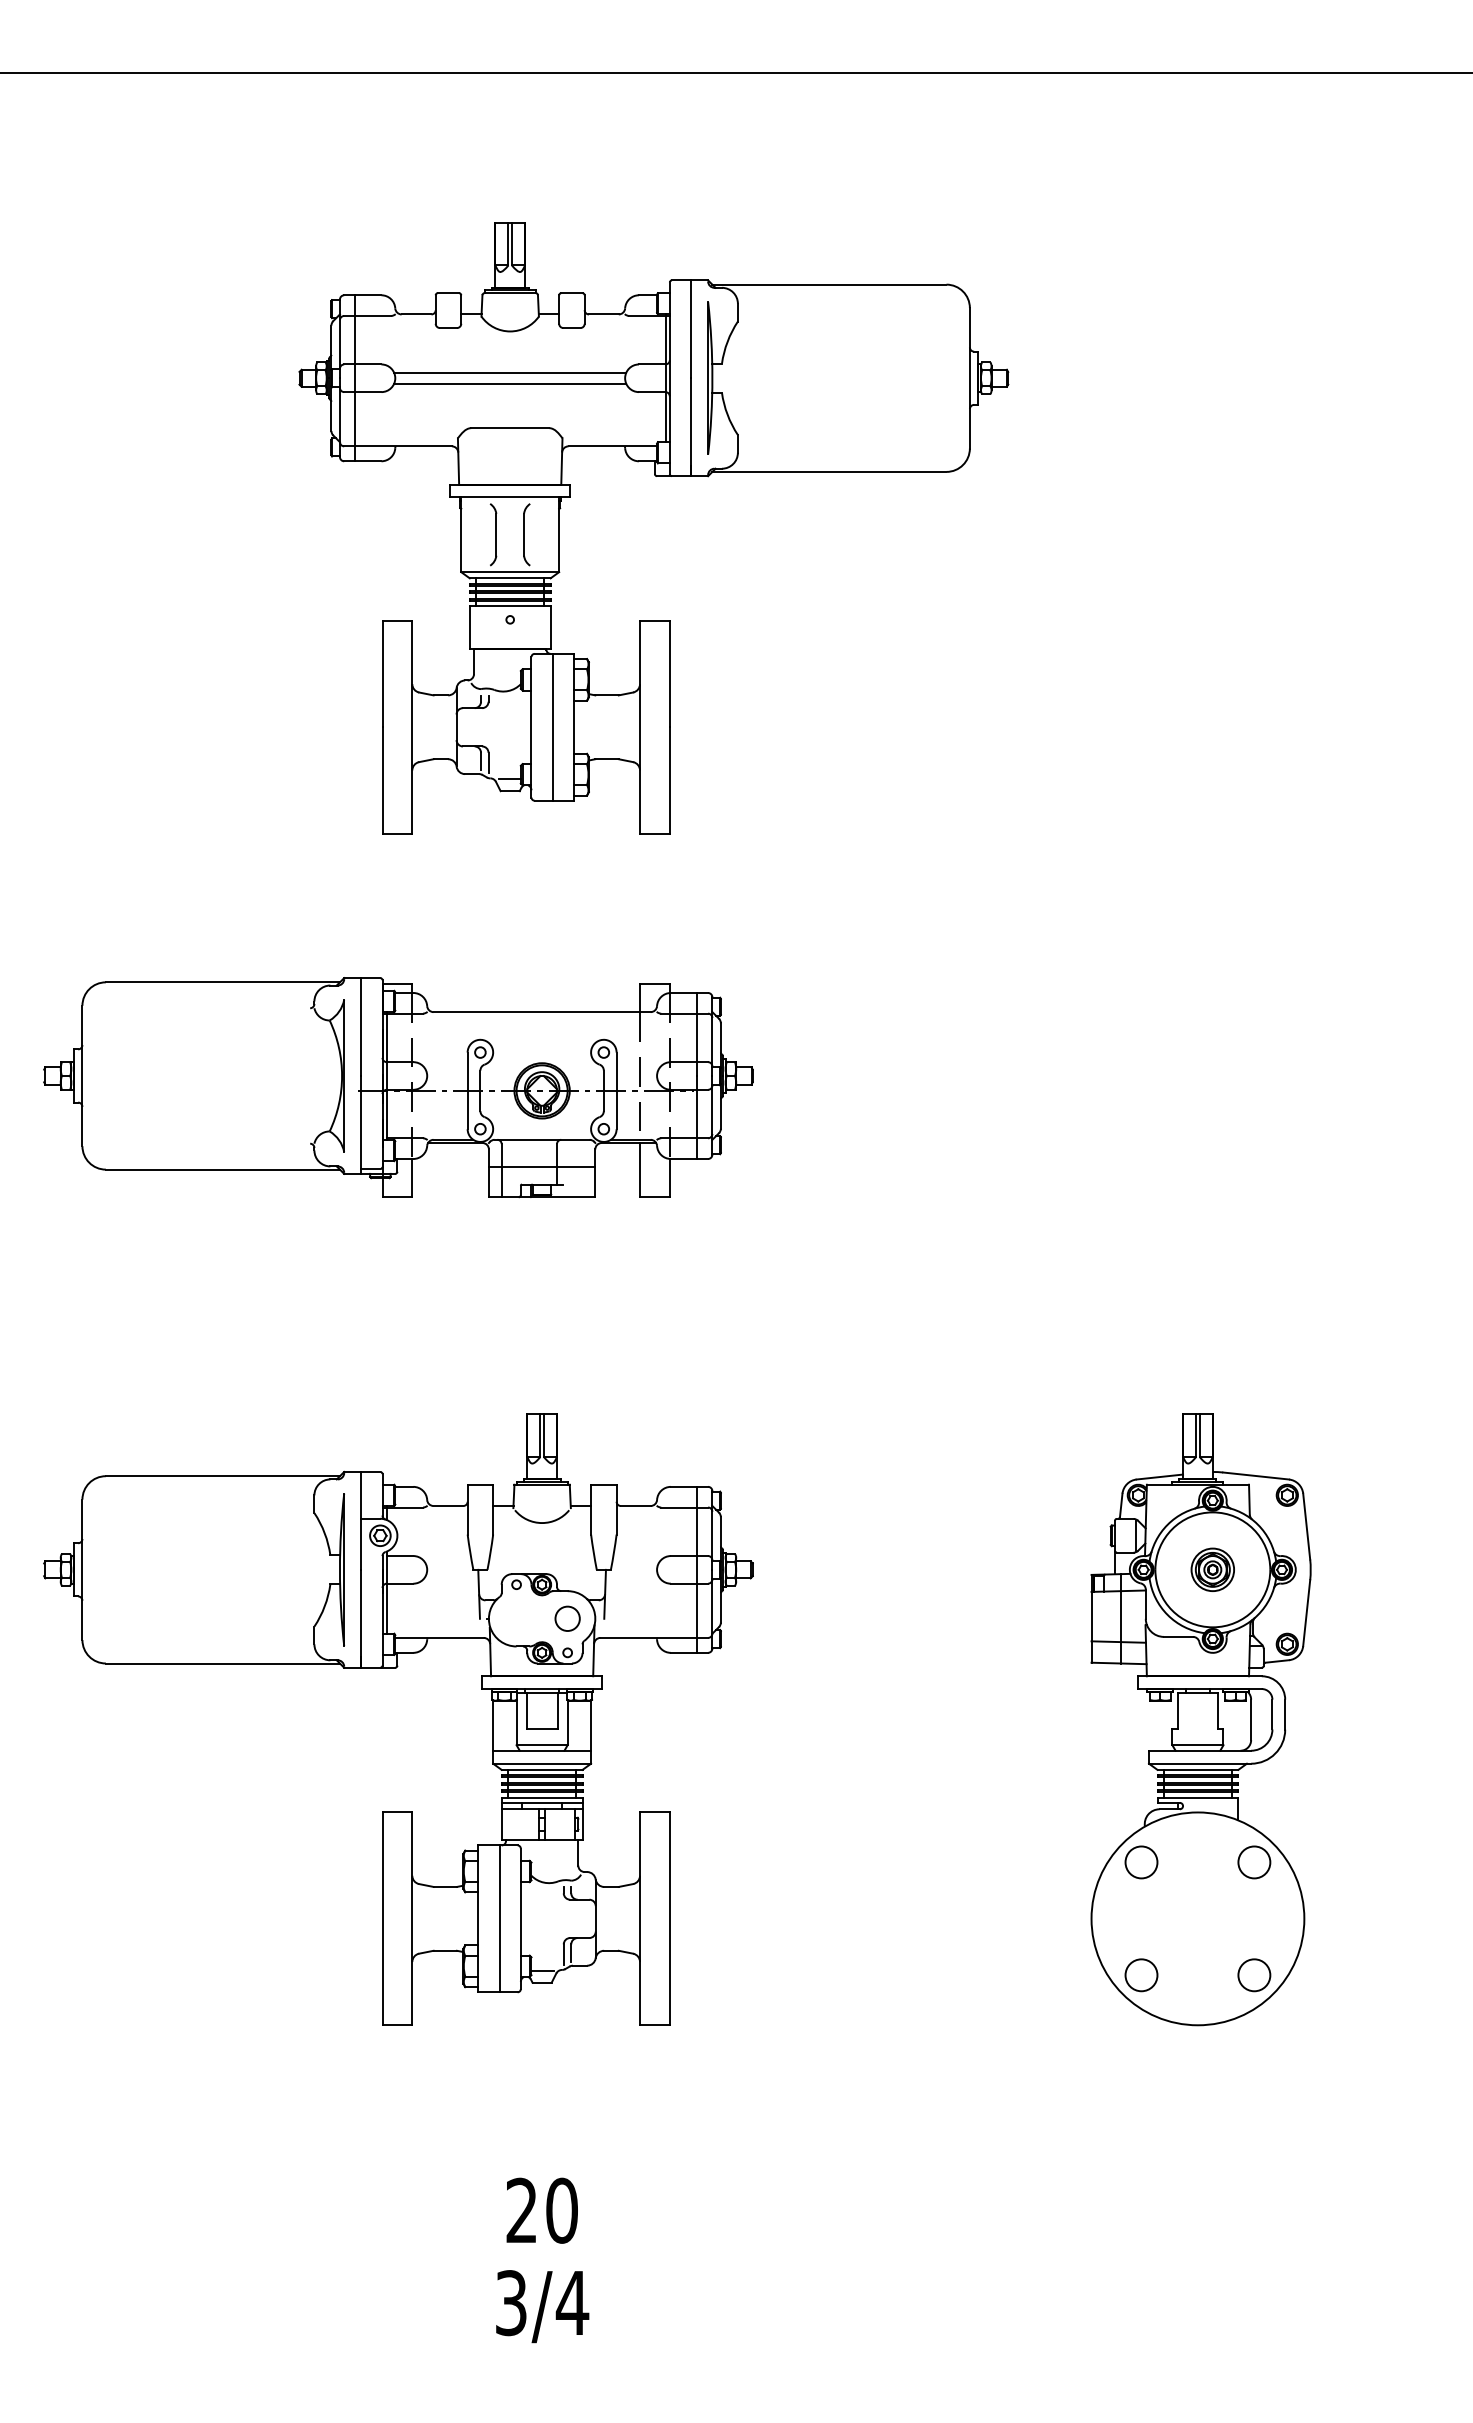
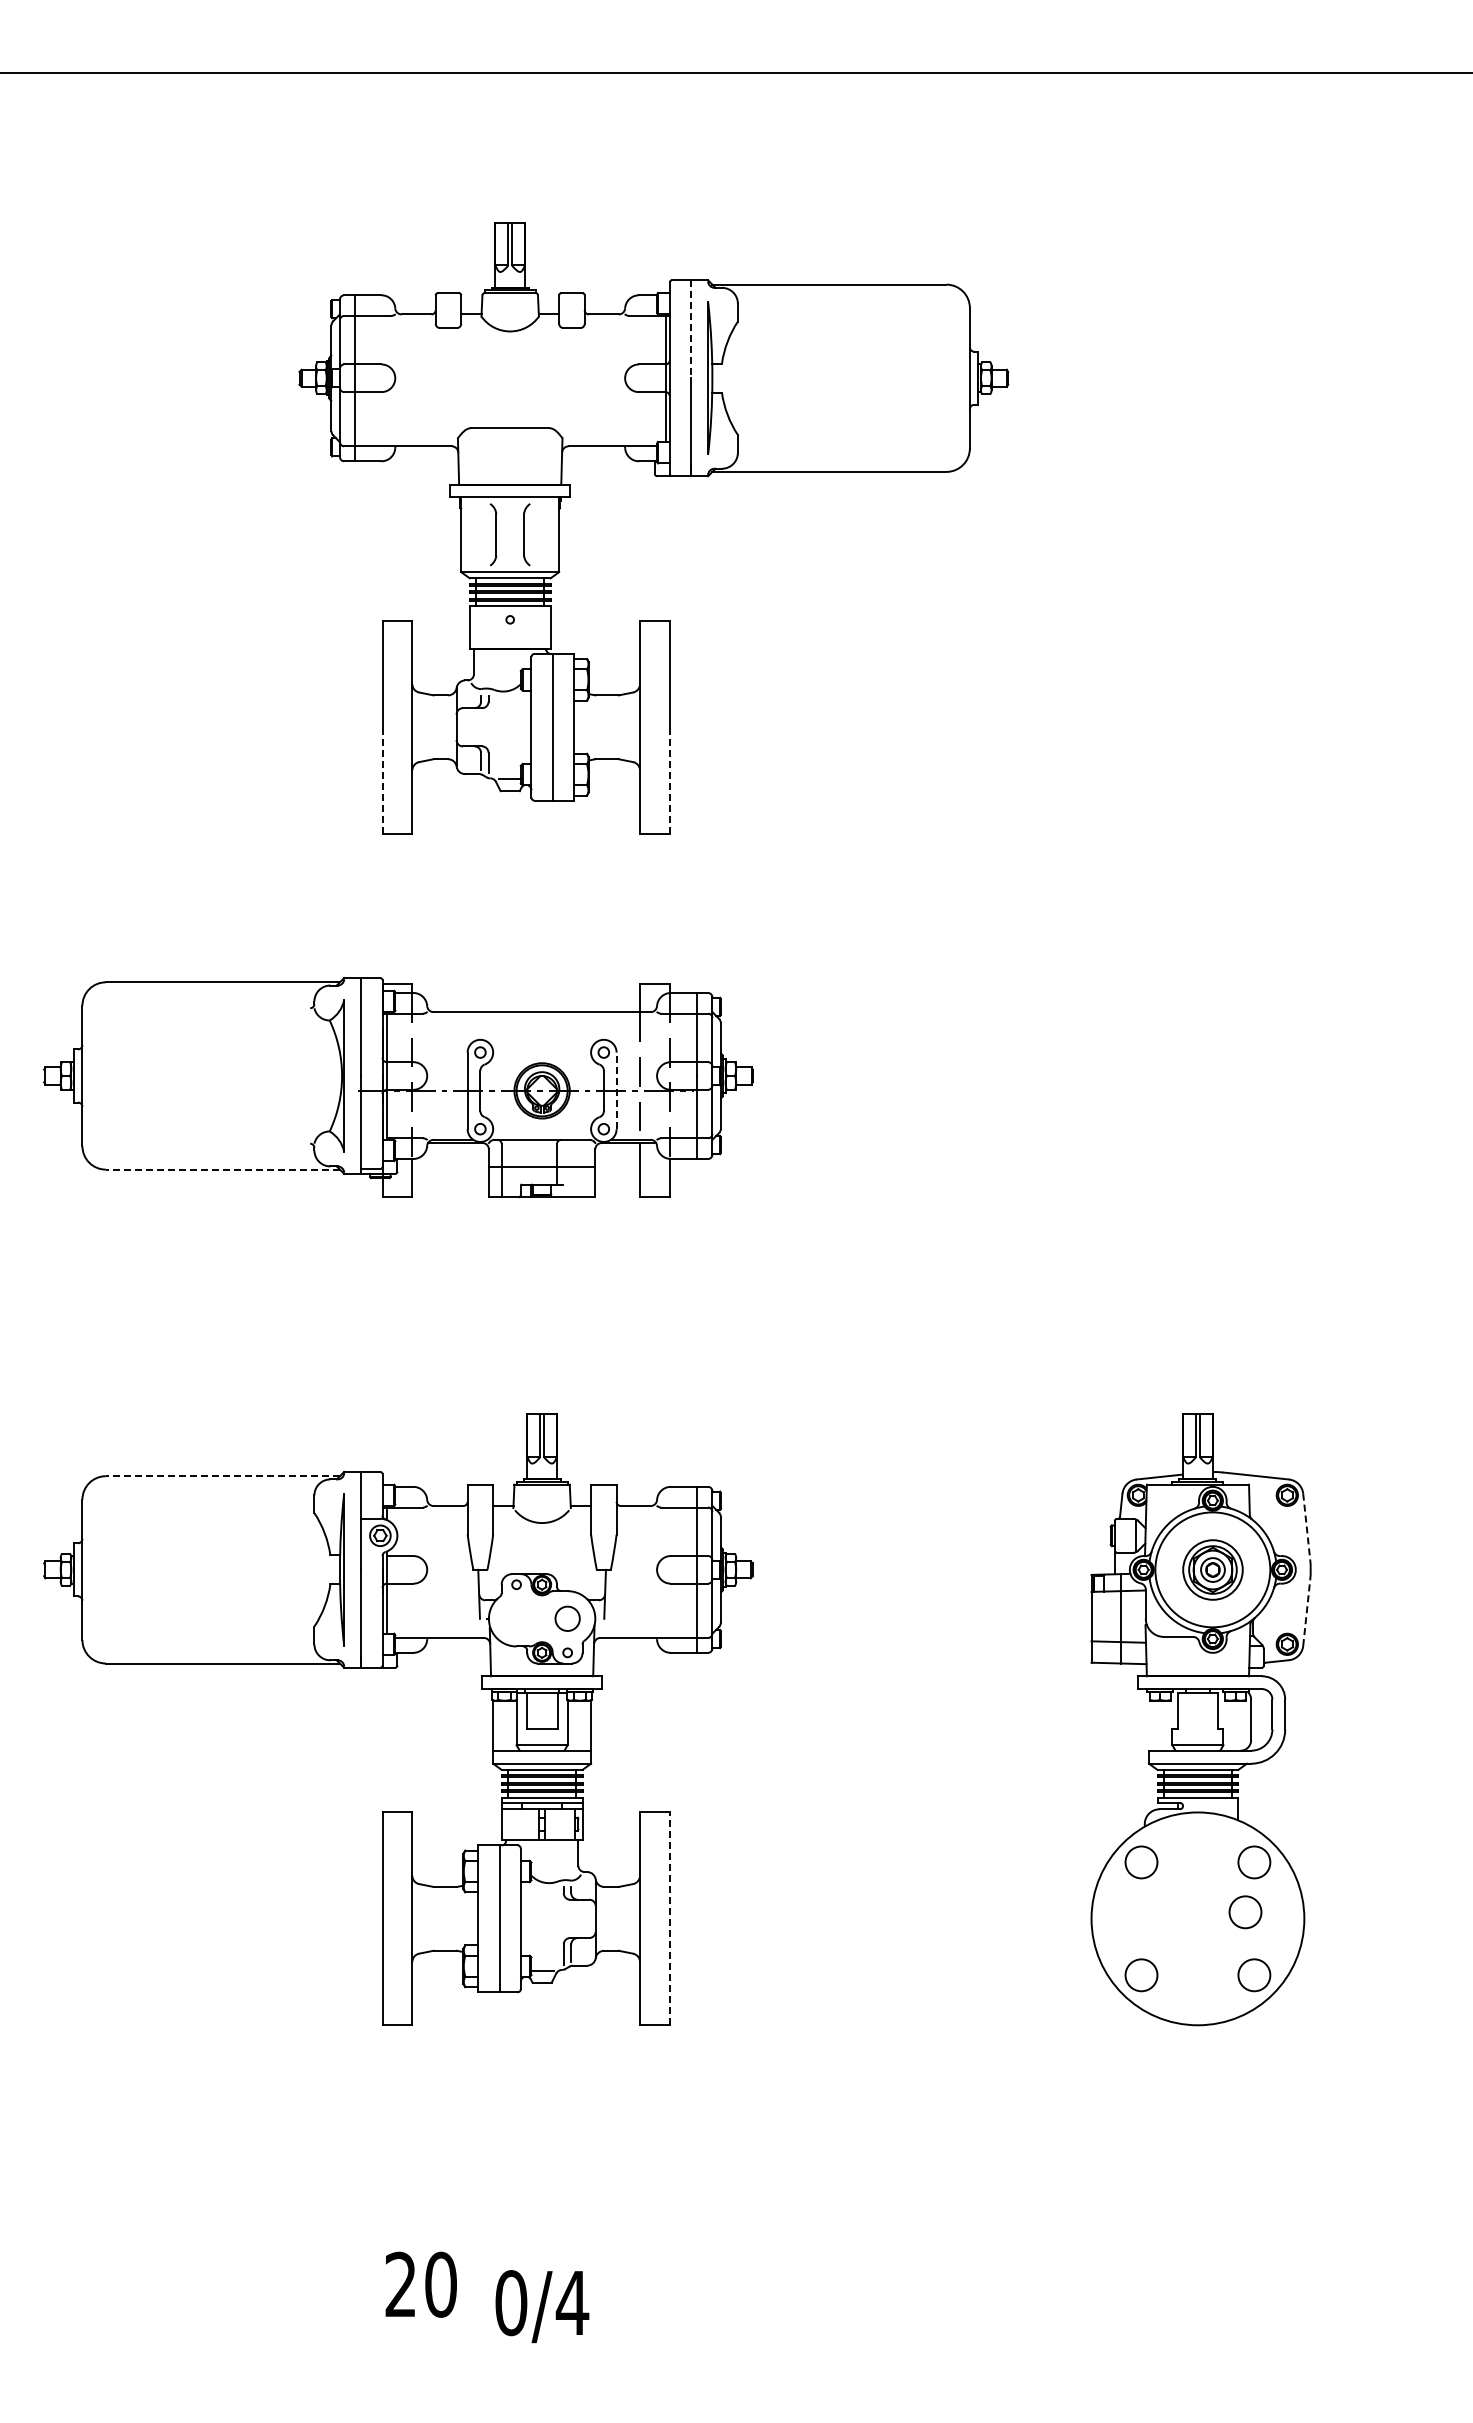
line: solid -> dashed (691, 329)
line: present -> none (510, 372)
line: present -> none (510, 383)
line: solid -> dashed (382, 780)
line: solid -> dashed (669, 780)
line: solid -> dashed (616, 1090)
line: solid -> dashed (222, 1169)
line: solid -> dashed (222, 1476)
line: solid -> dashed (1306, 1527)
part size: 45x45 px -> 62x62 px (1212, 1569)
line: solid -> dashed (1306, 1612)
circle: none -> present (1245, 1912)
line: solid -> dashed (669, 1918)
text position: (541, 2210) -> (420, 2284) (420, 2284)
text: 3/4 -> 0/4 (511, 2303)
